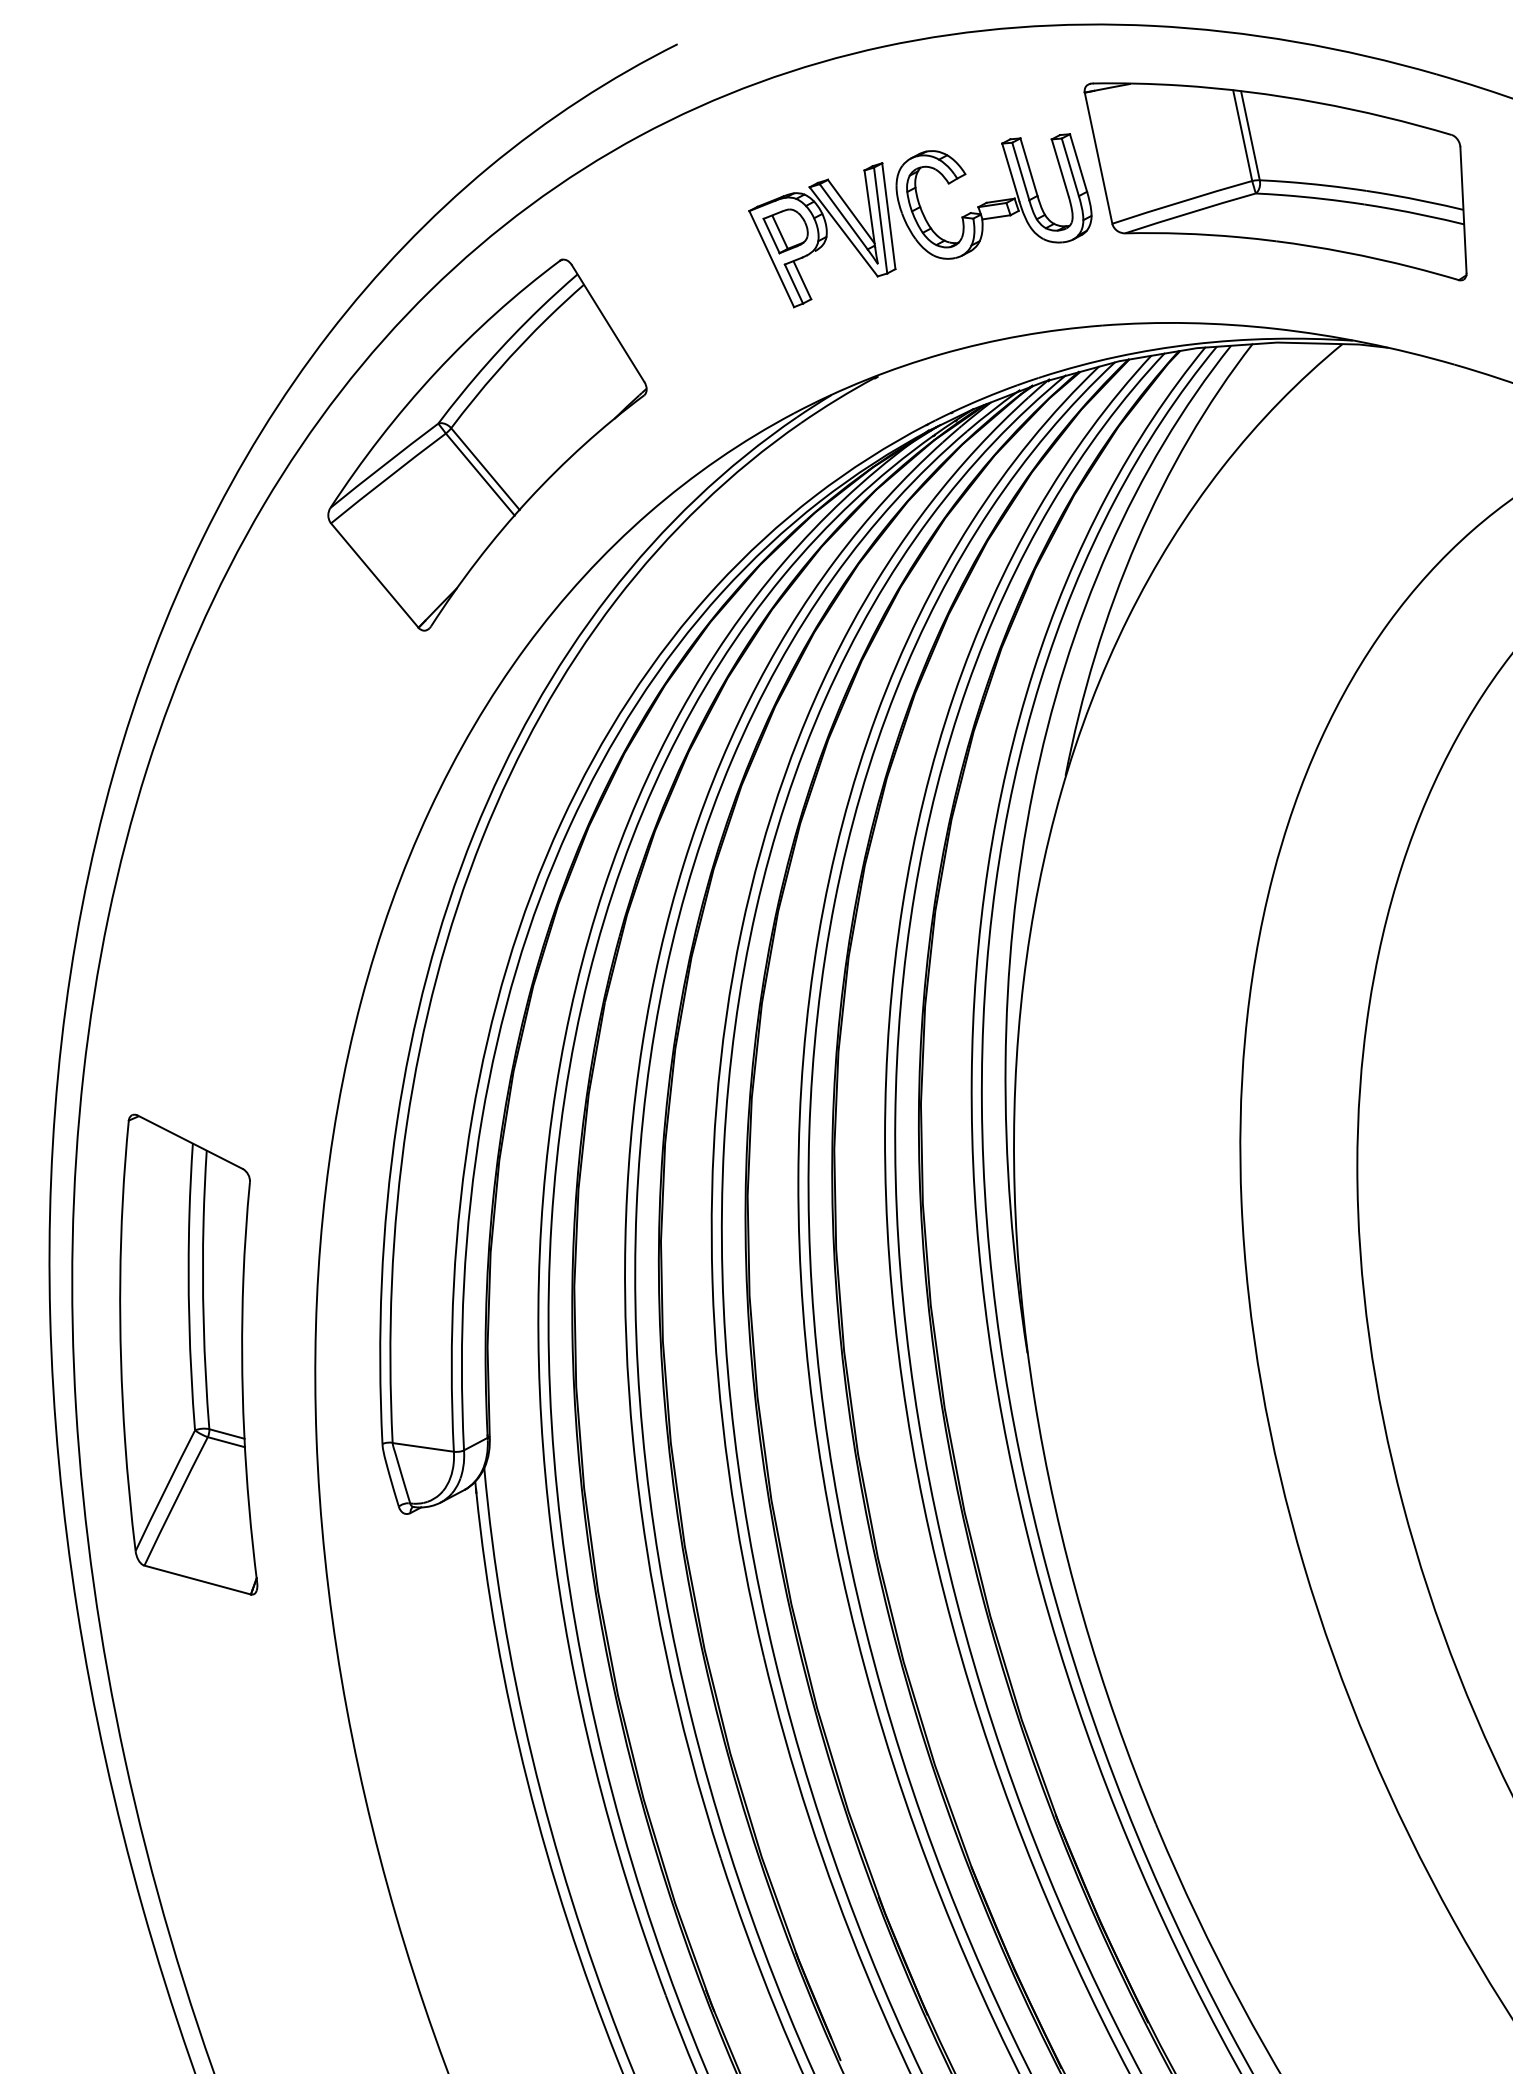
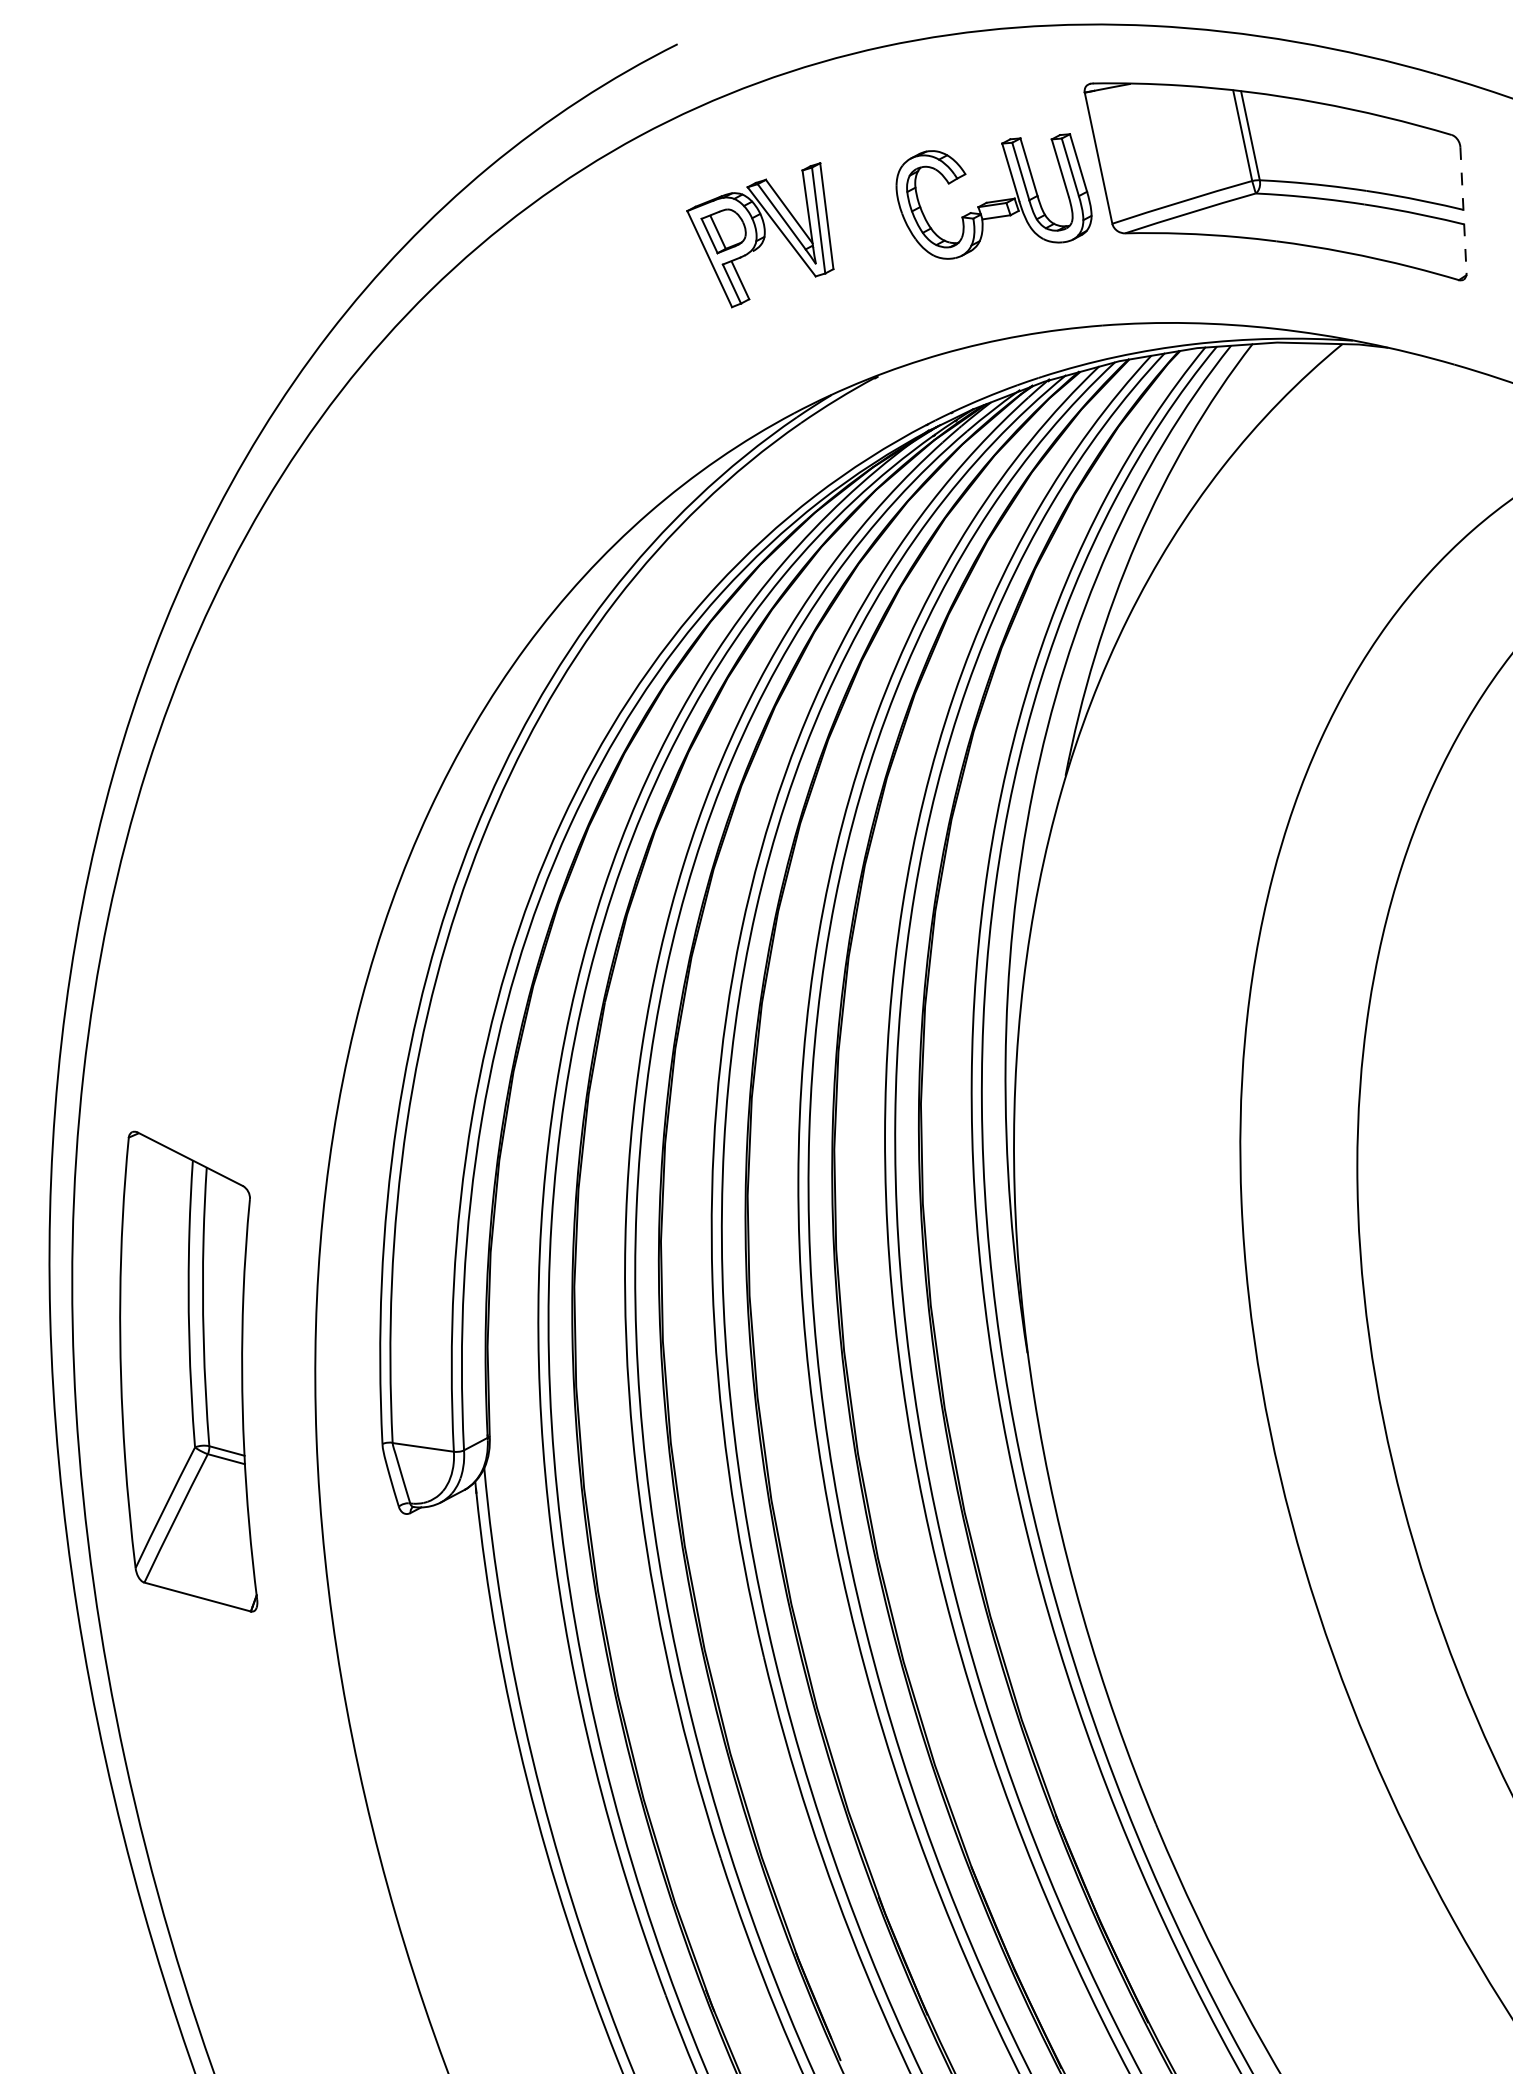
line: solid -> dashed (1463, 210)
part position: (822, 235) -> (760, 235) (760, 235)
part: present -> none (487, 444)
part position: (188, 1354) -> (188, 1371) (188, 1371)
